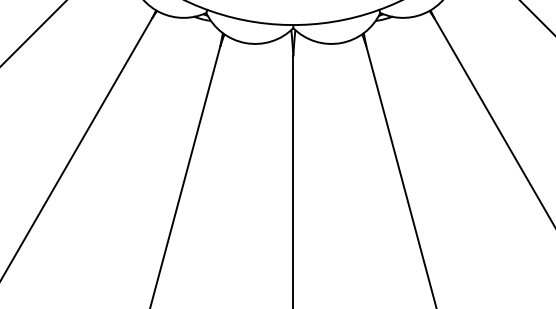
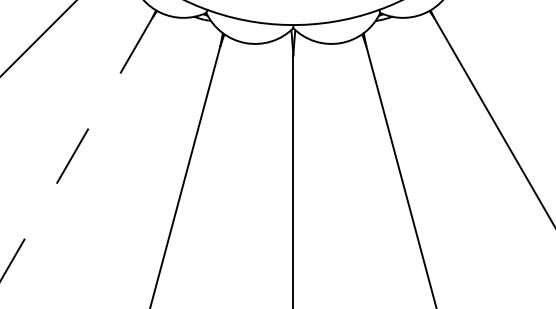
line: present -> none (537, 17)
line position: (33, 33) -> (38, 38) (38, 38)
line: solid -> dashed (76, 149)
